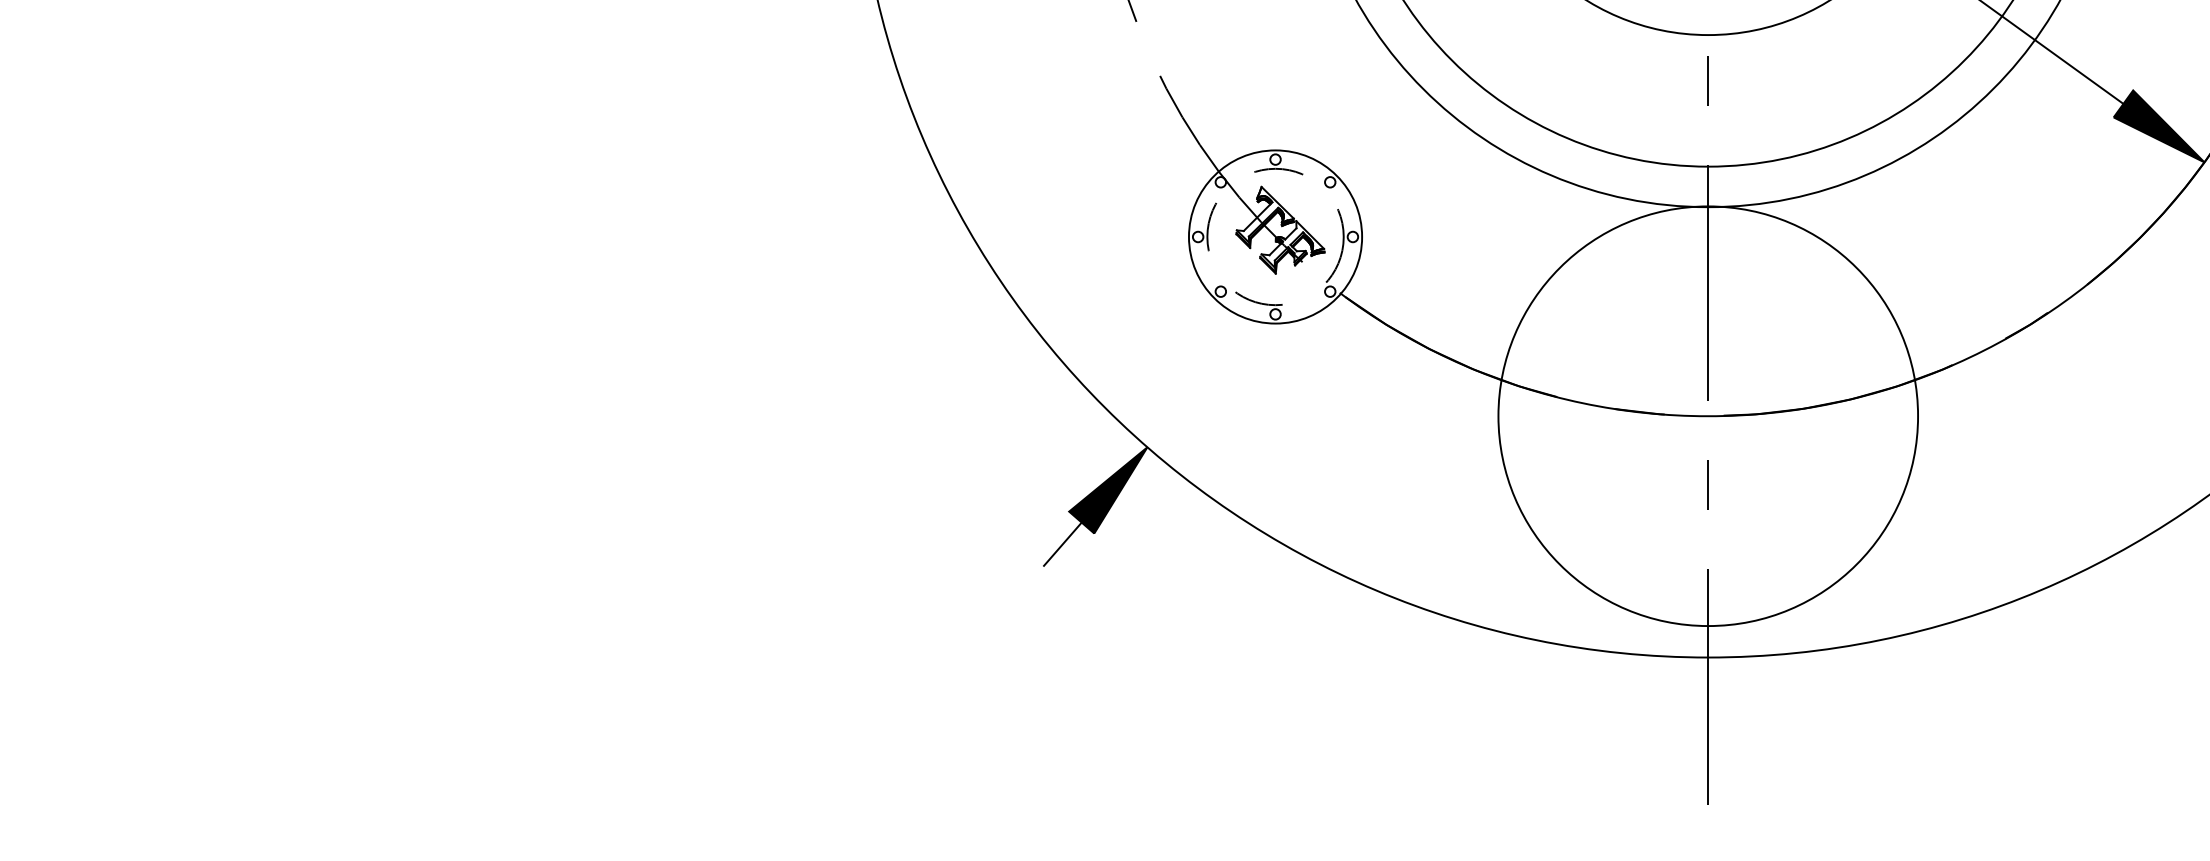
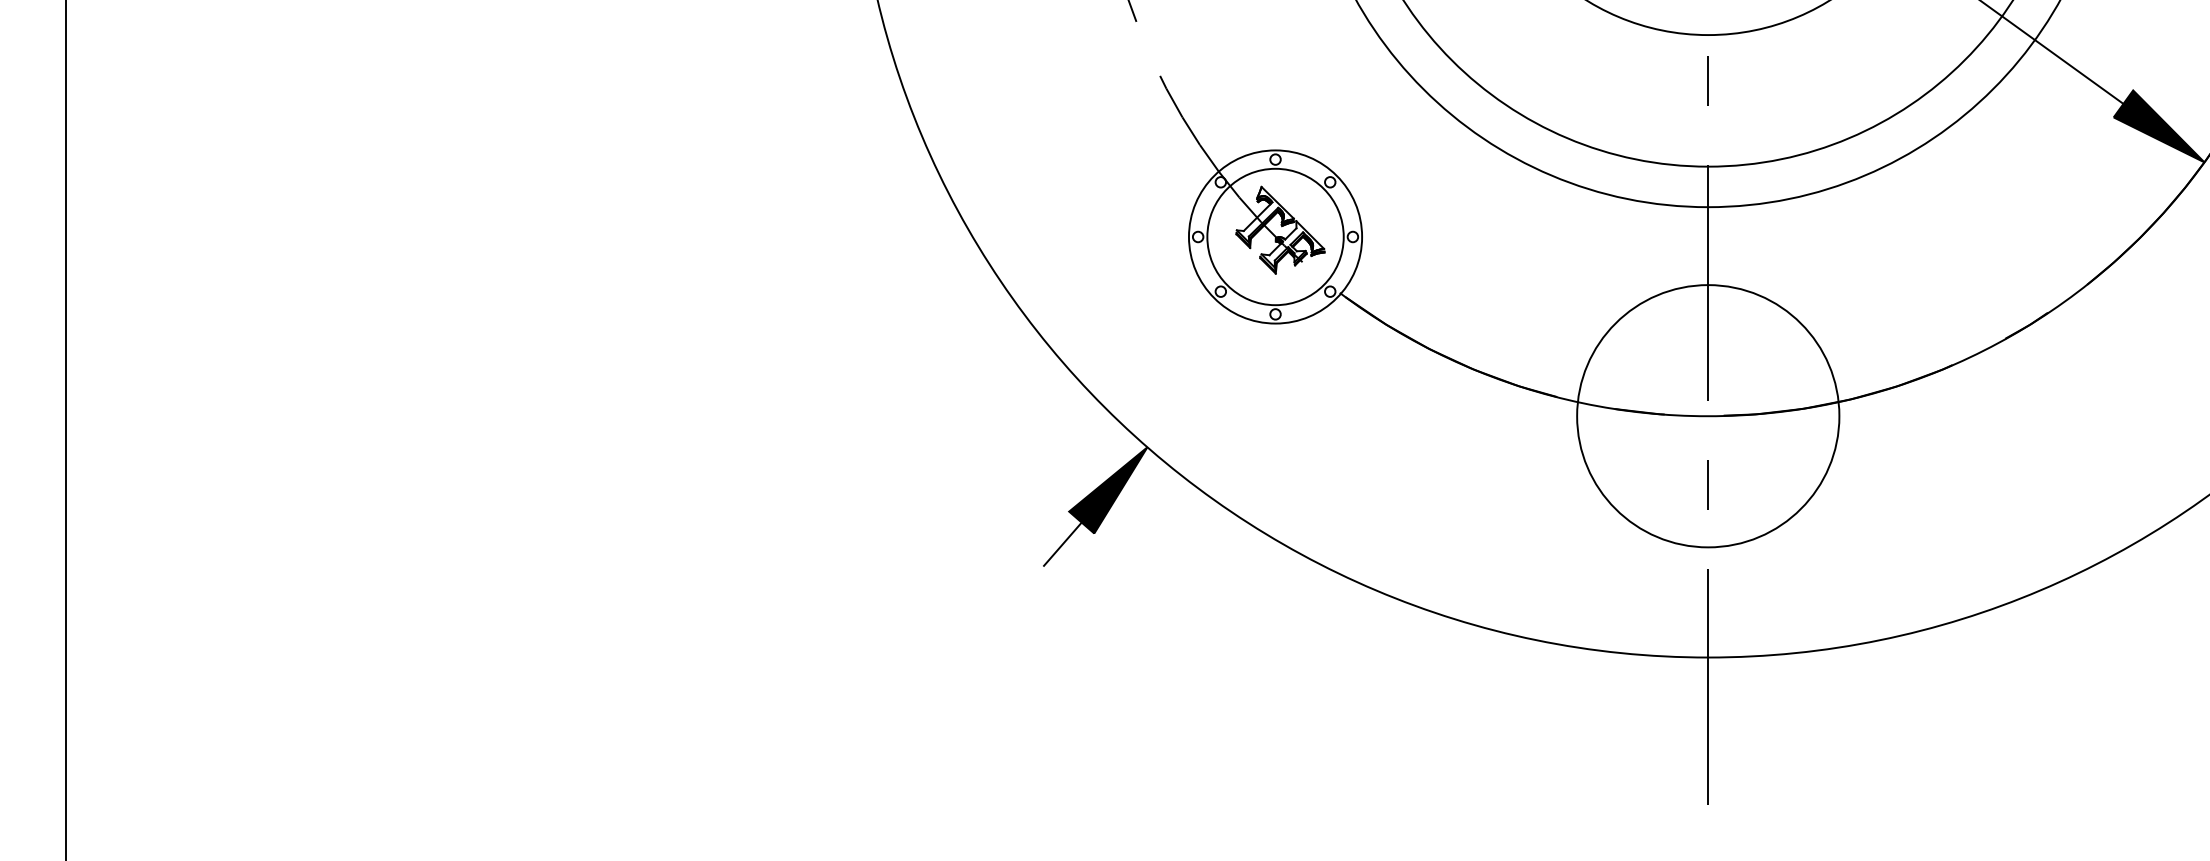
circle: dashed -> solid (1275, 236)
circle diameter: 420 px -> 262 px (1708, 416)
line: none -> present (66, 429)
